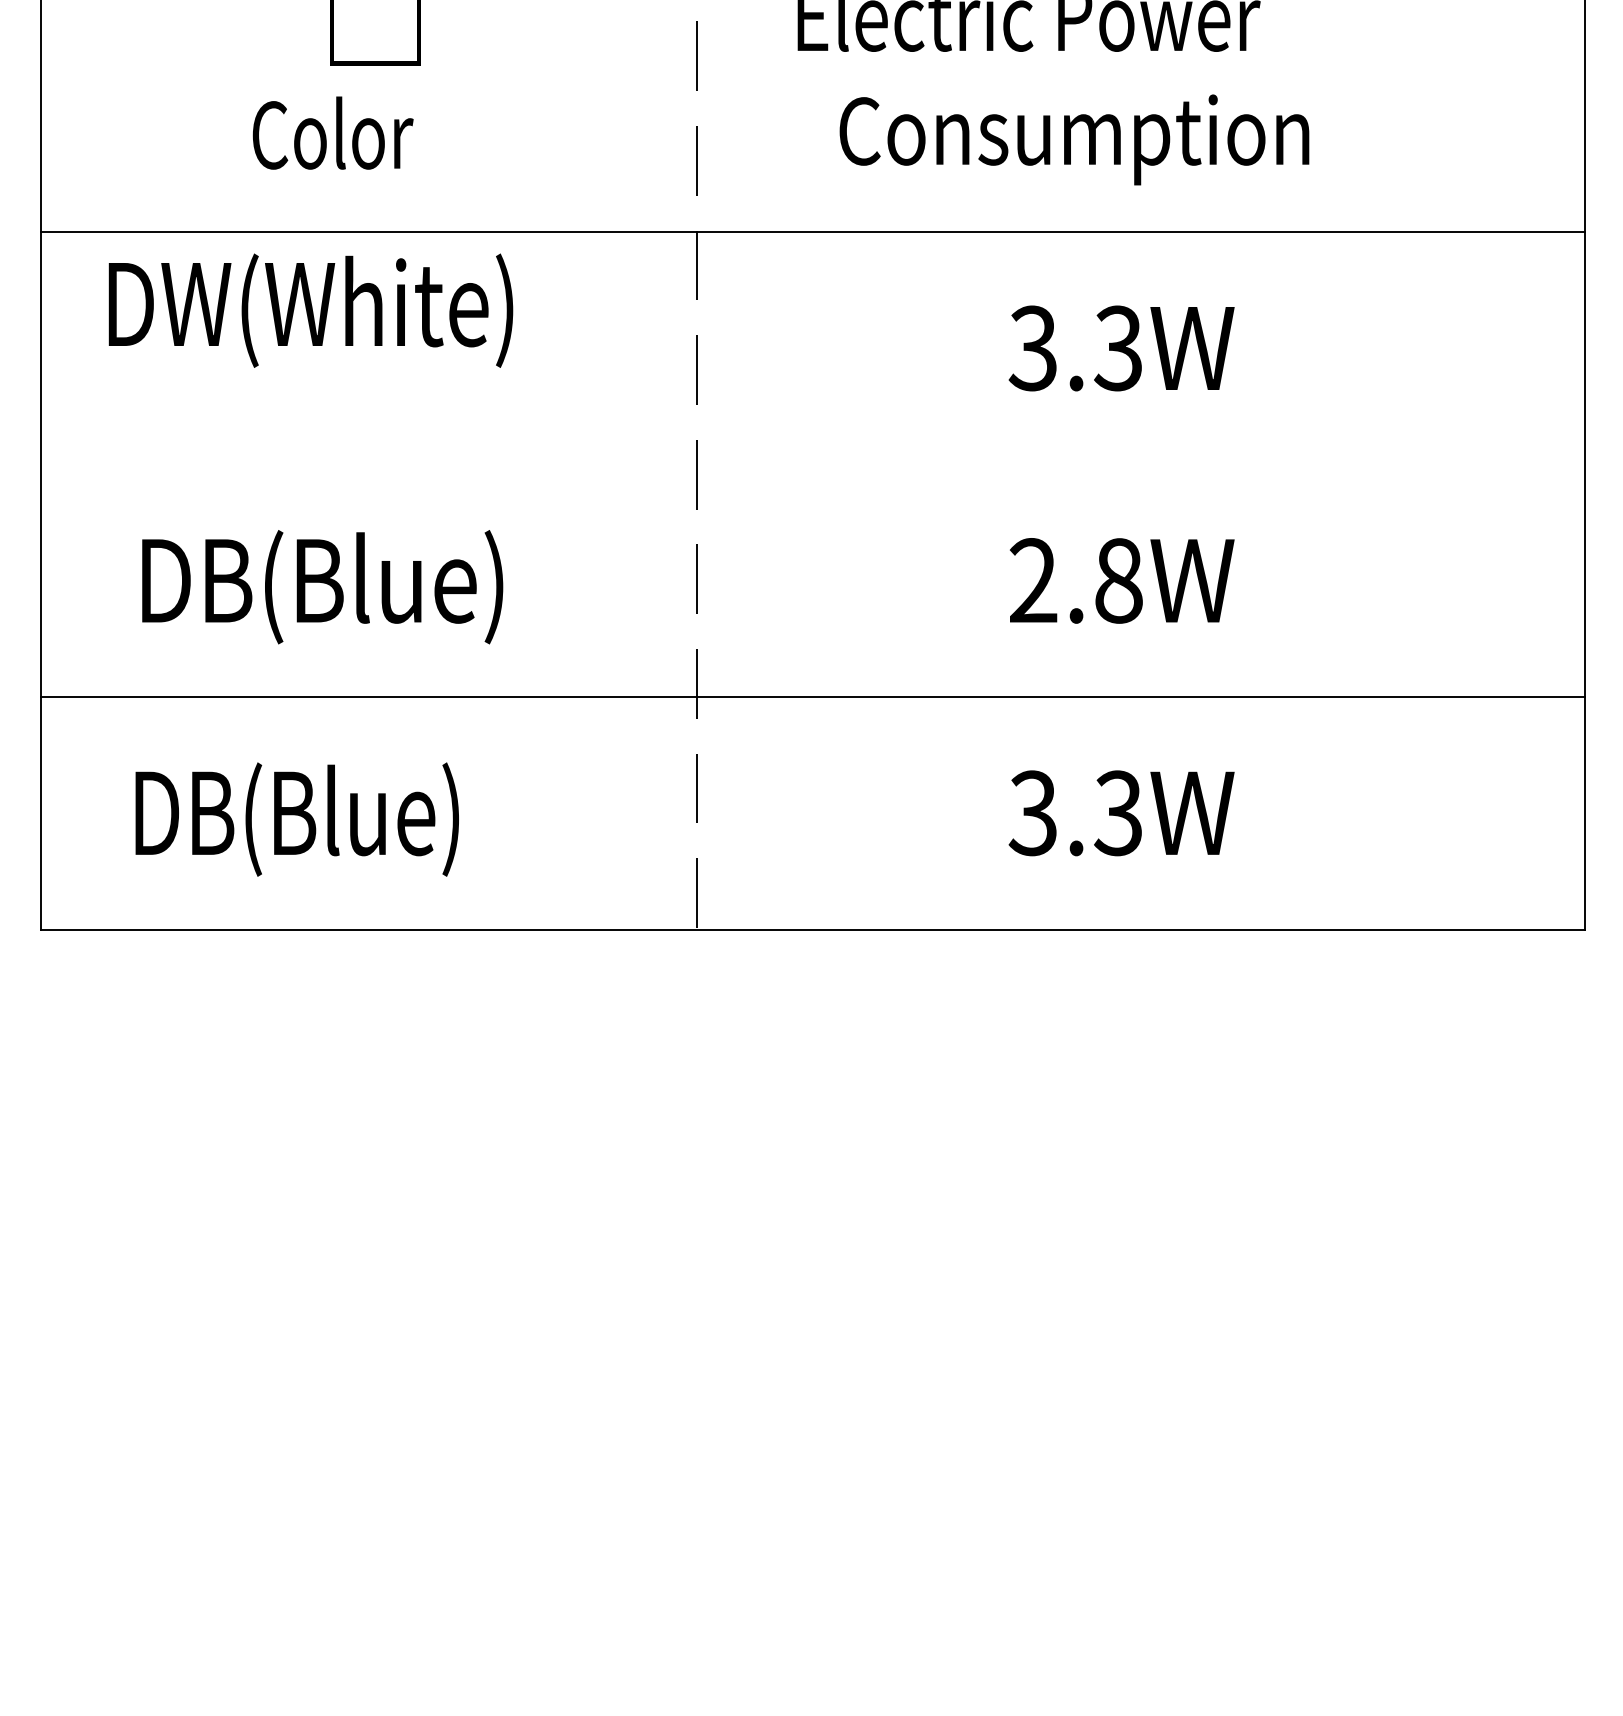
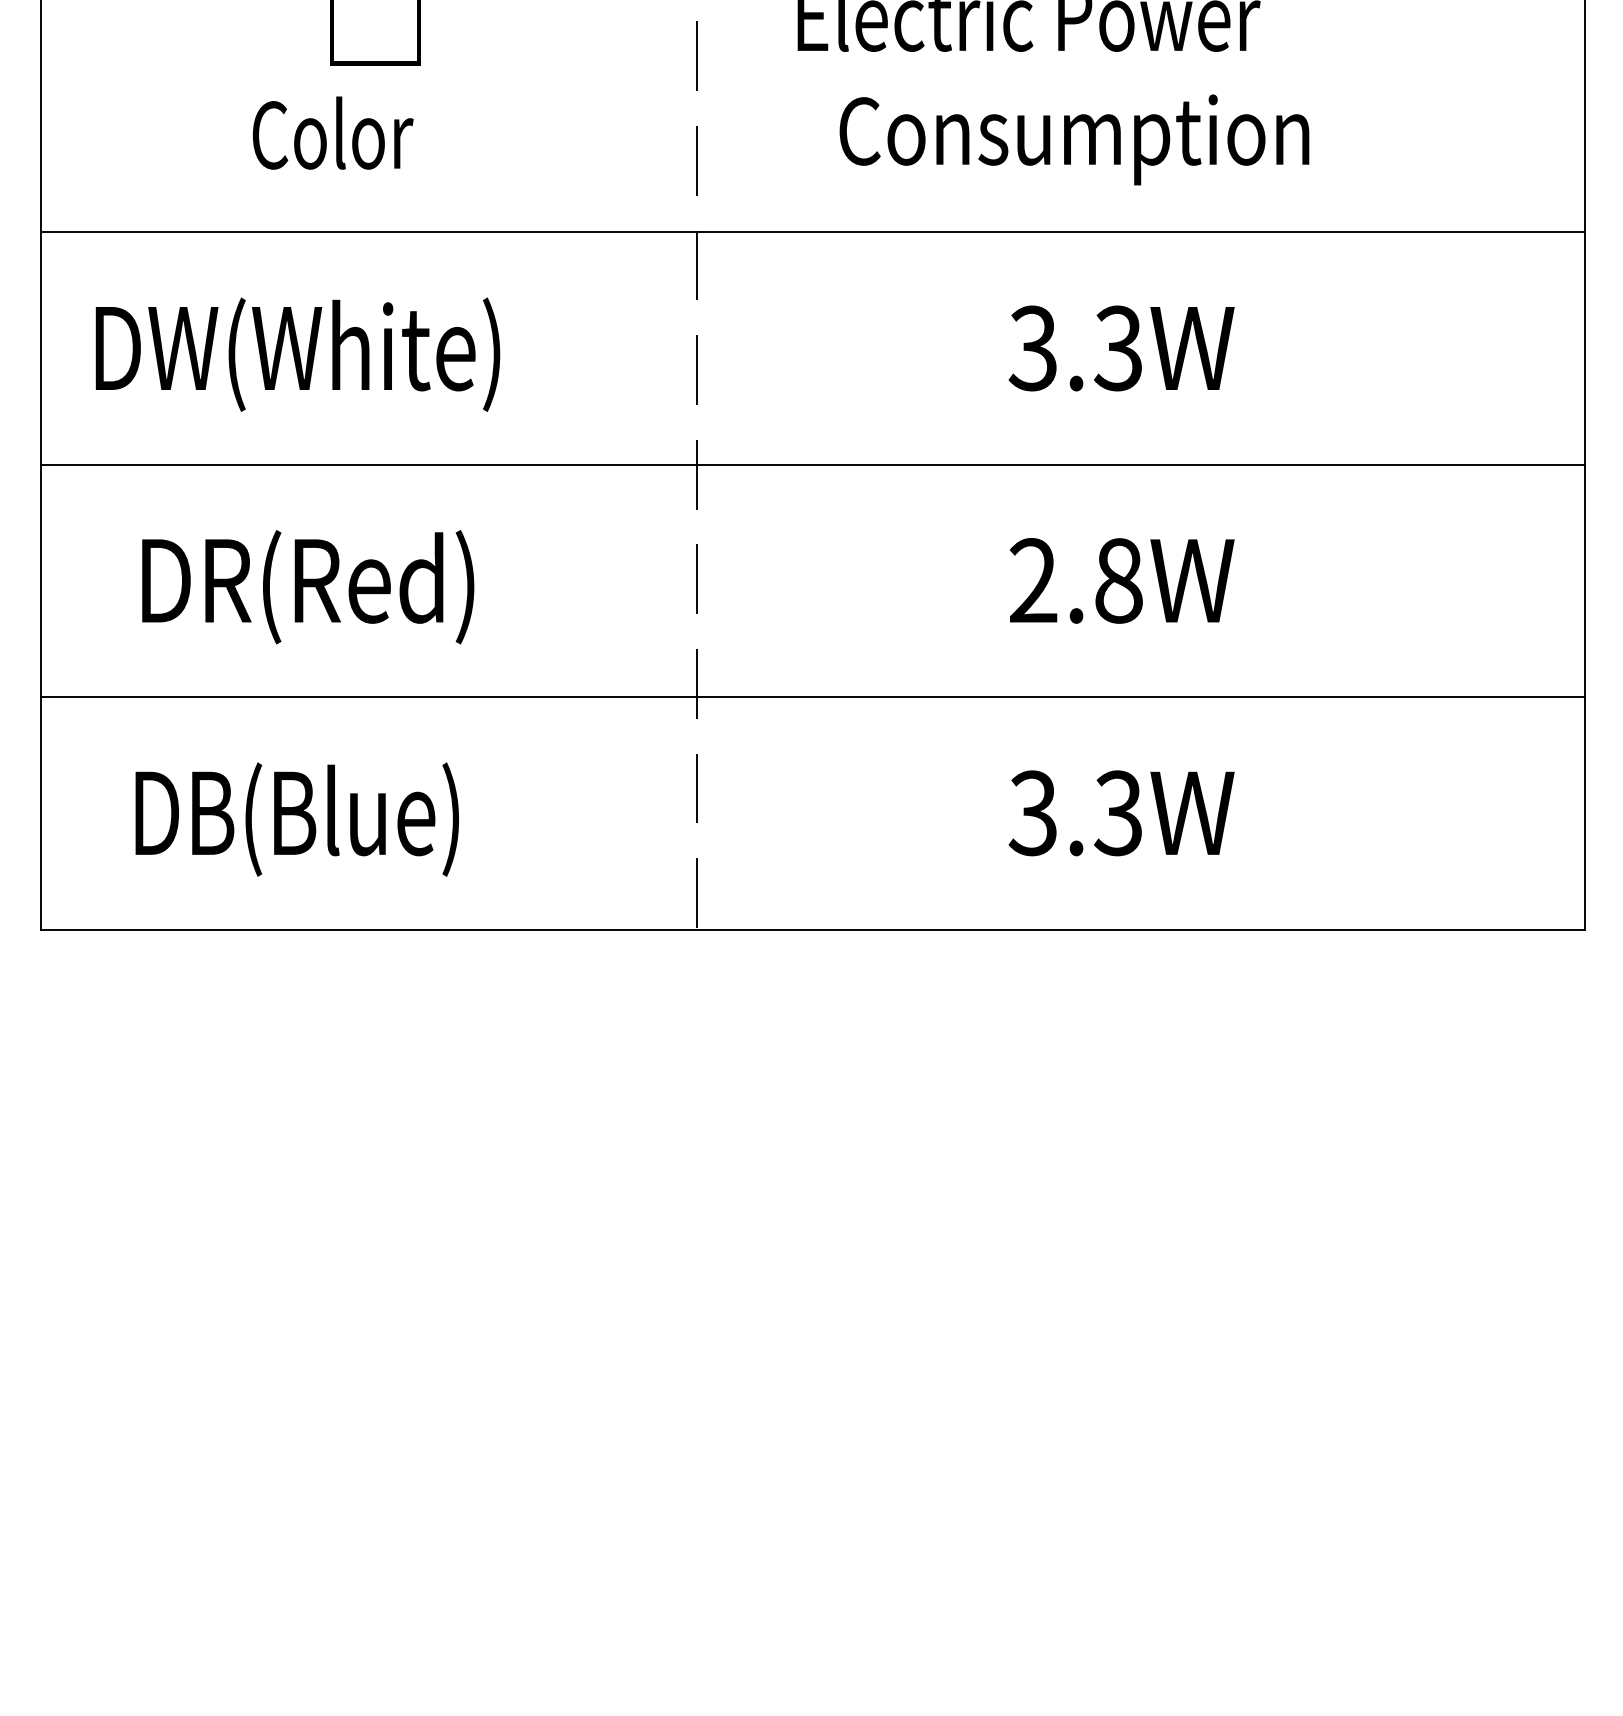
text position: (310, 310) -> (297, 354) (297, 354)
line: none -> present (812, 464)
text: DB(Blue) -> DR(Red) (358, 587)
